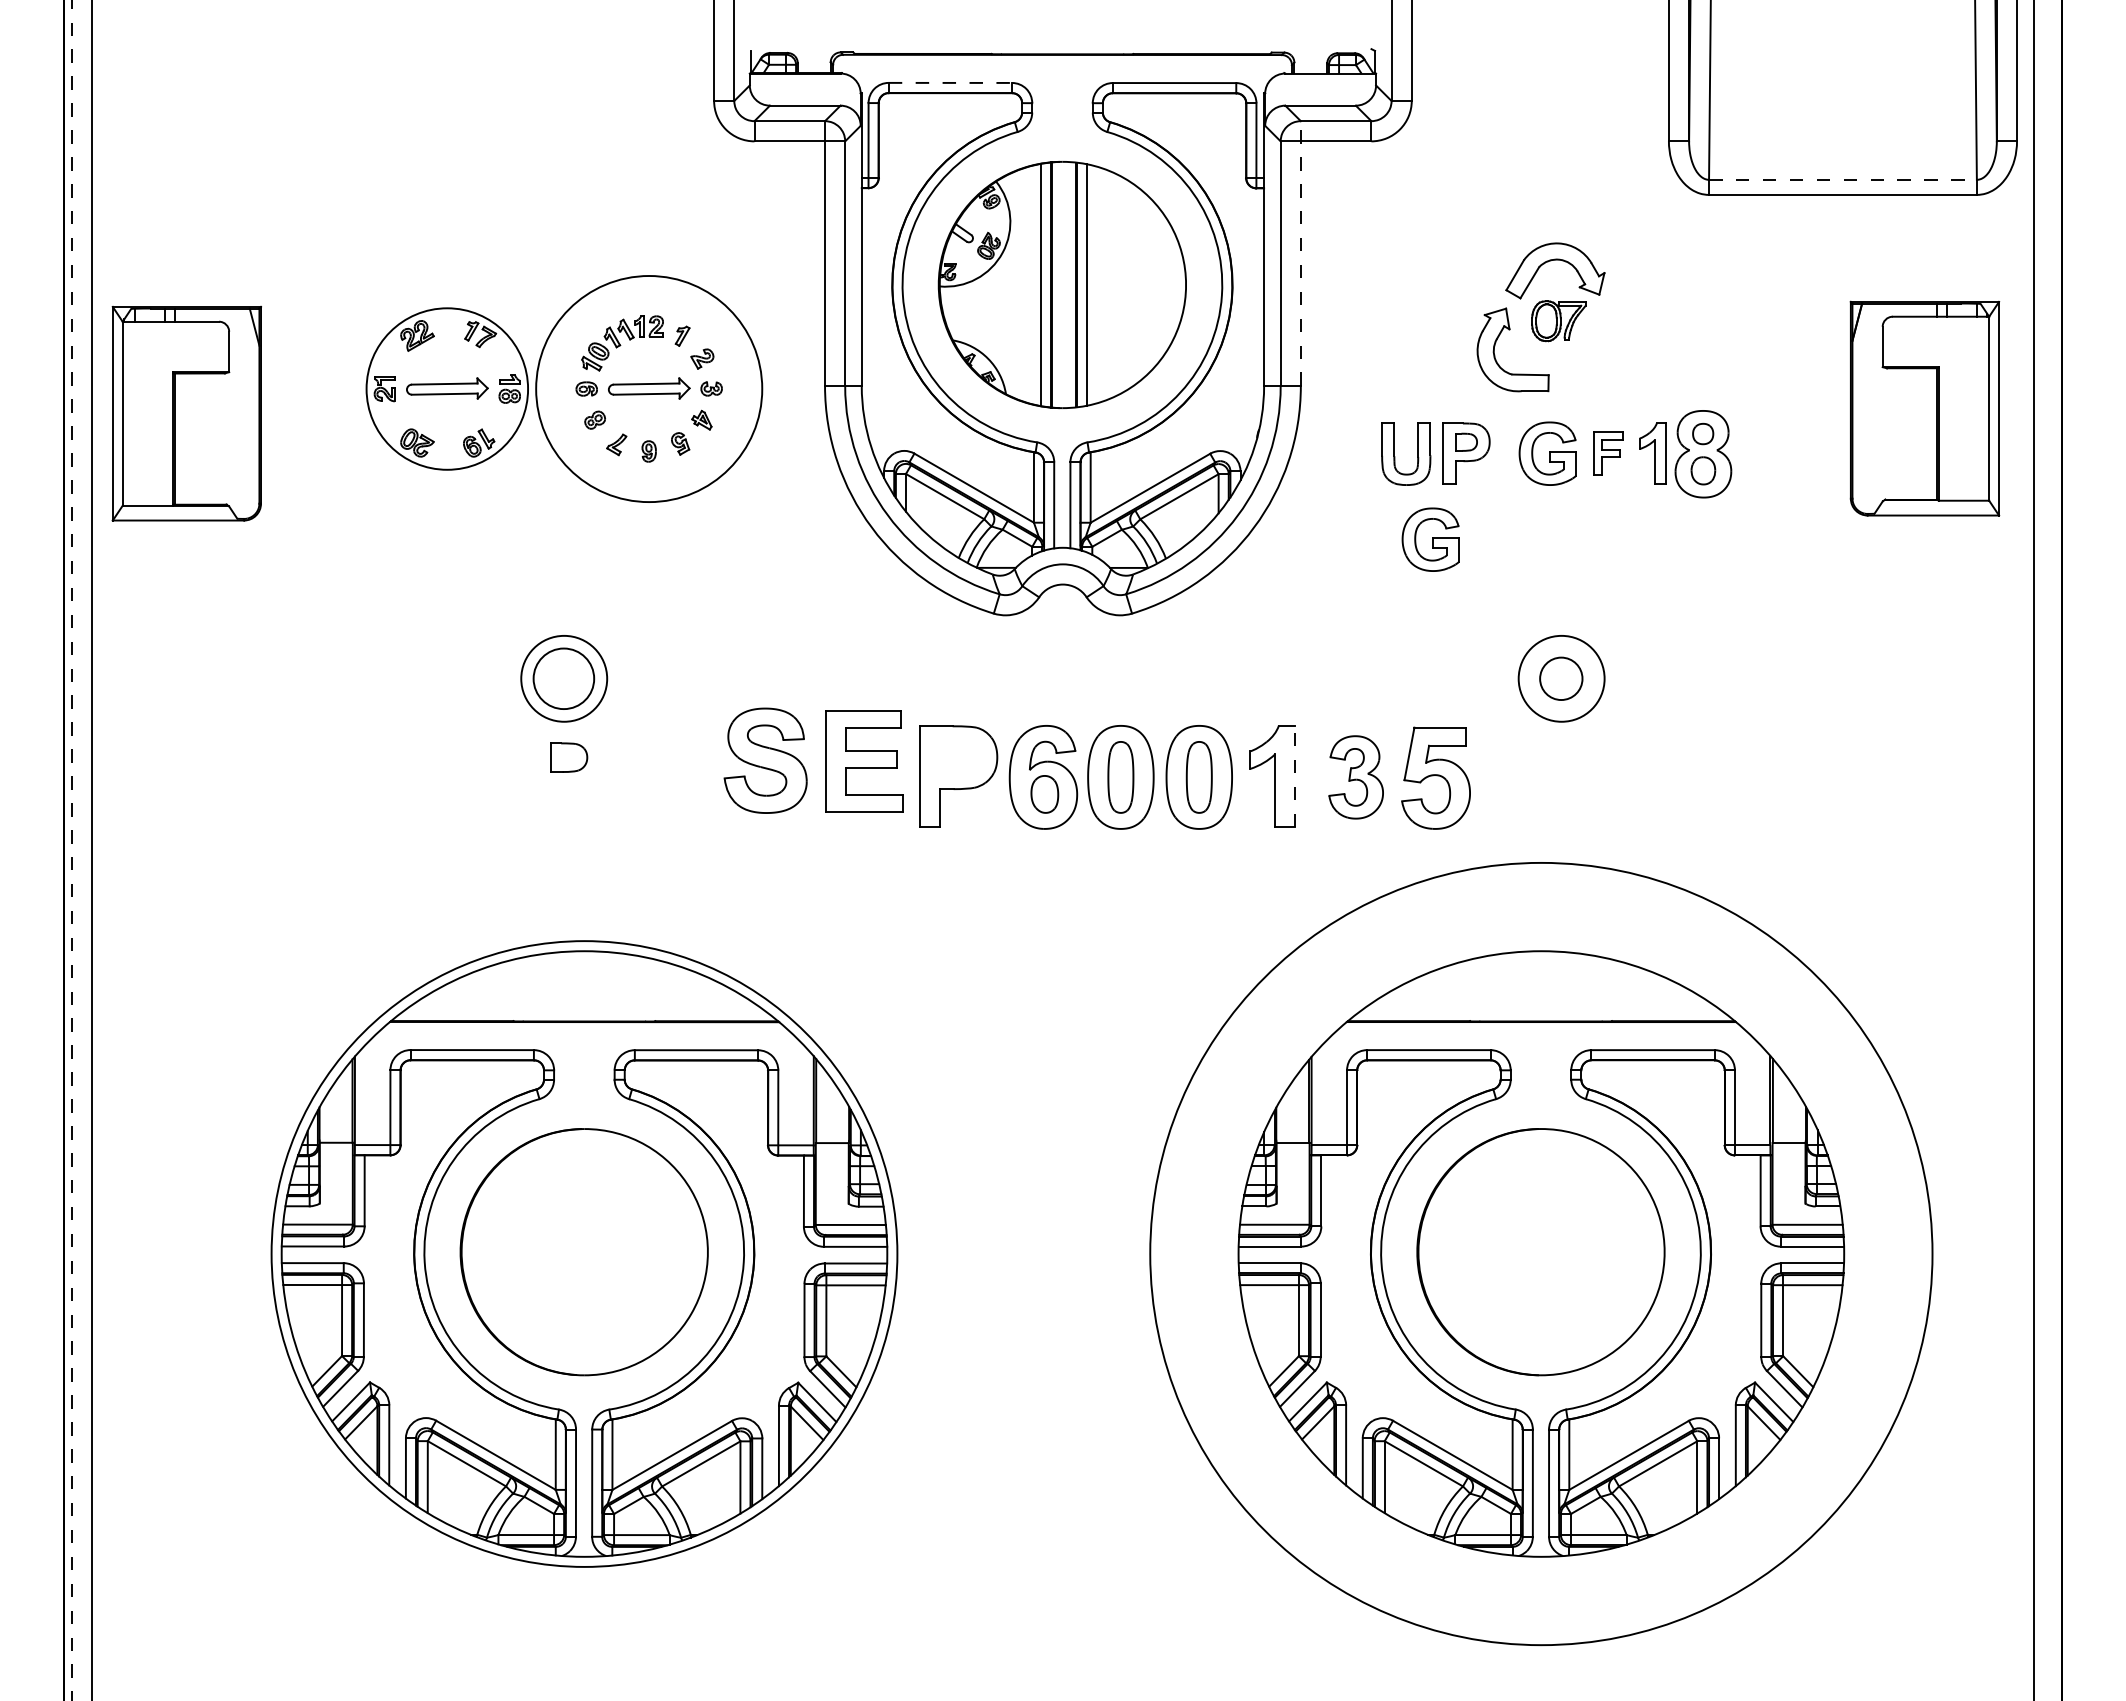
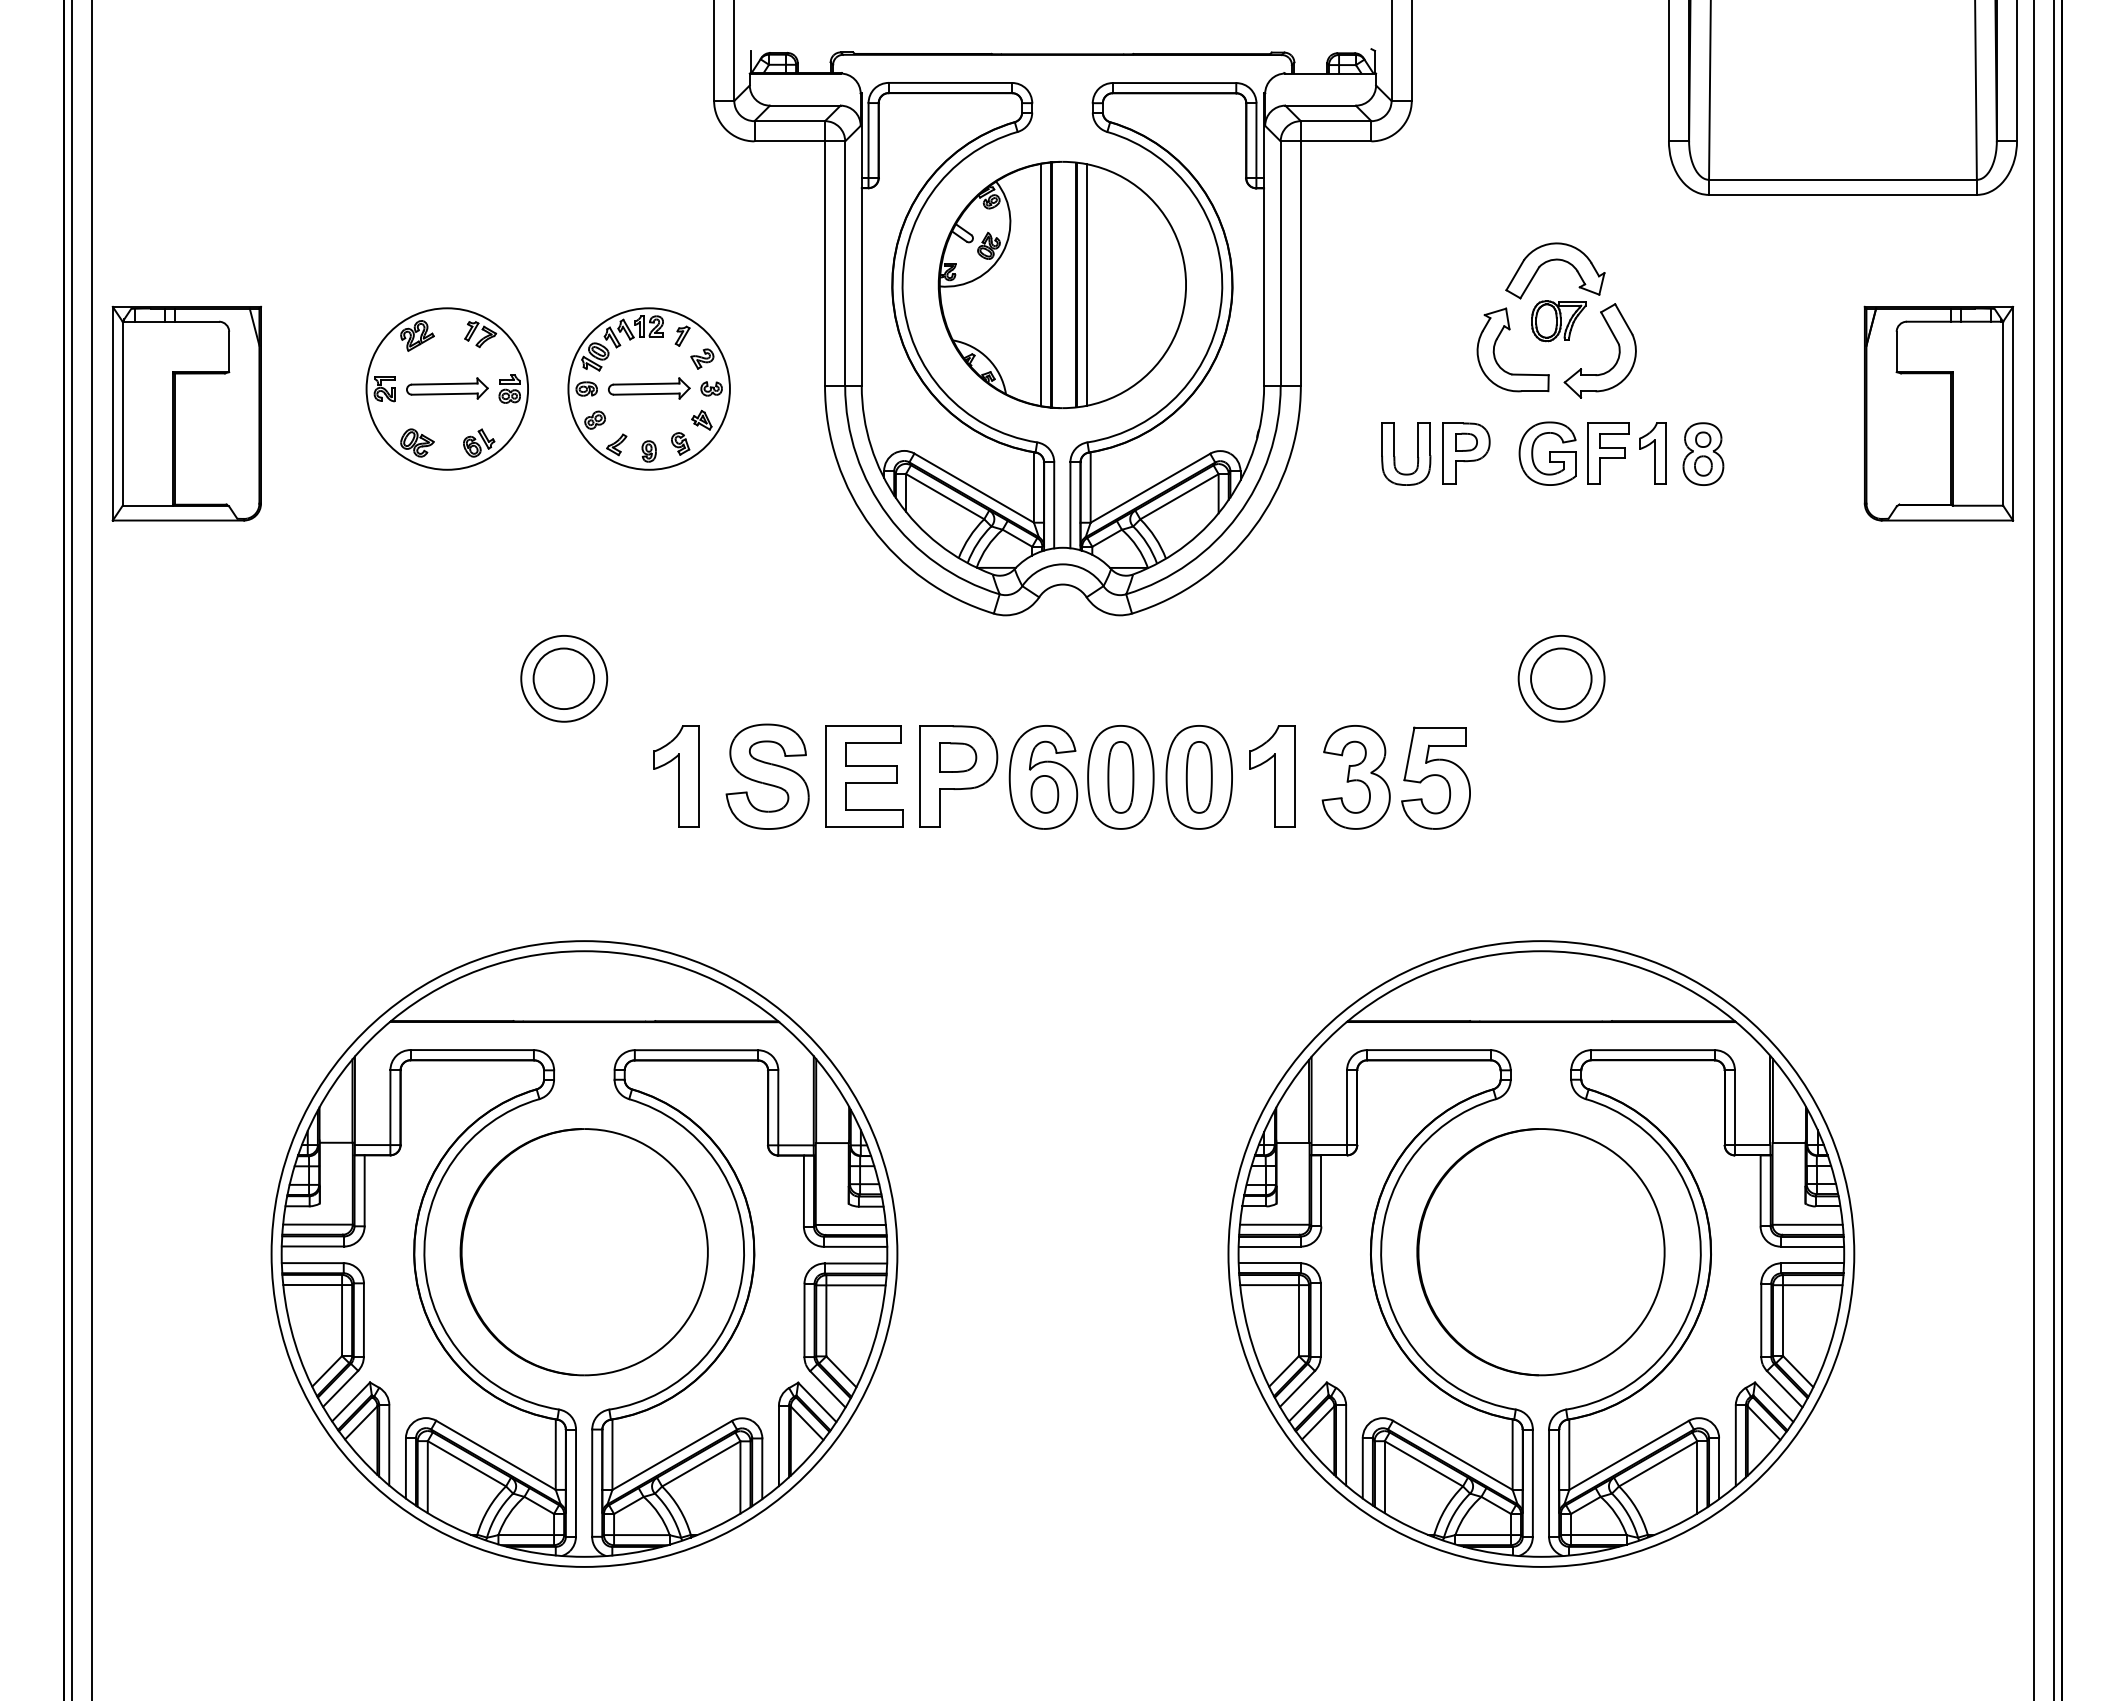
line: dashed -> solid (950, 82)
line: dashed -> solid (1842, 179)
line: dashed -> solid (1300, 253)
part: none -> present (1616, 342)
circle diameter: 226 px -> 161 px (648, 388)
part position: (1924, 408) -> (1938, 413) (1938, 413)
part size: 31x45 px -> 43x63 px (1608, 453)
part size: 59x89 px -> 43x64 px (1703, 453)
part: present -> none (1430, 539)
circle diameter: 42 px -> 61 px (1561, 678)
part position: (569, 757) -> (958, 757) (958, 757)
part position: (765, 760) -> (767, 776) (767, 776)
part position: (864, 761) -> (864, 776) (864, 776)
part: none -> present (676, 776)
line: dashed -> solid (1294, 776)
part size: 56x85 px -> 70x105 px (1355, 777)
line: none -> present (2054, 849)
line: dashed -> solid (71, 850)
circle diameter: 782 px -> 626 px (1541, 1253)
